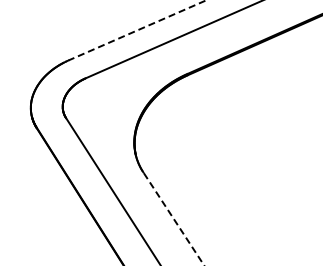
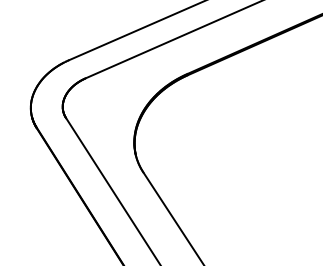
line: dashed -> solid (137, 30)
line: dashed -> solid (173, 218)
